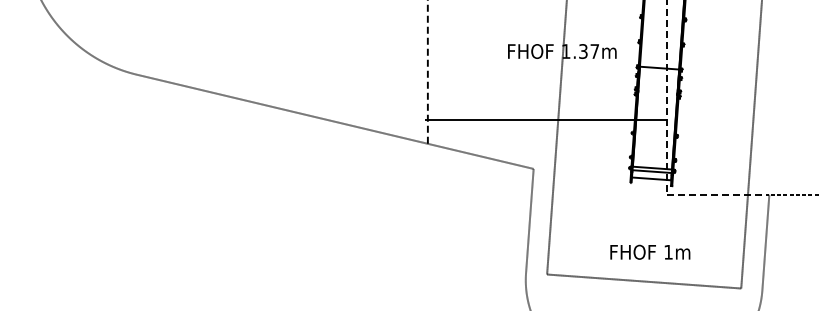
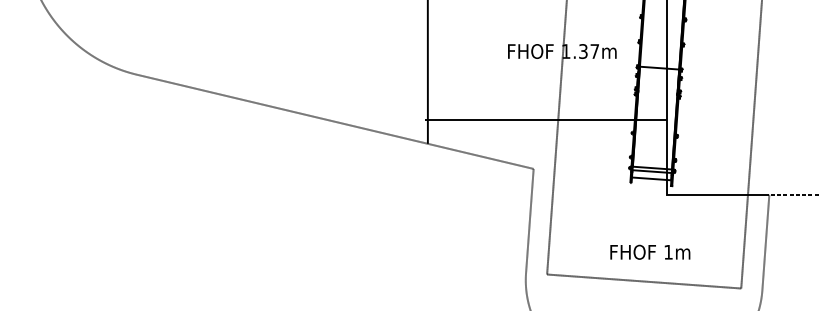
line: dashed -> solid (427, 71)
line: dashed -> solid (666, 149)
